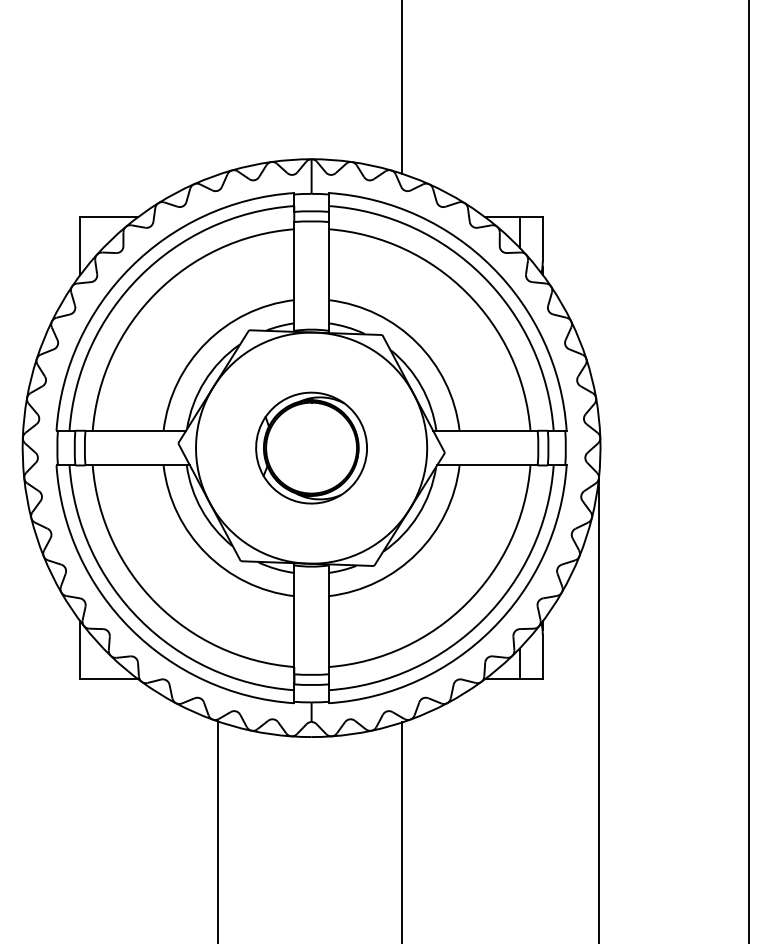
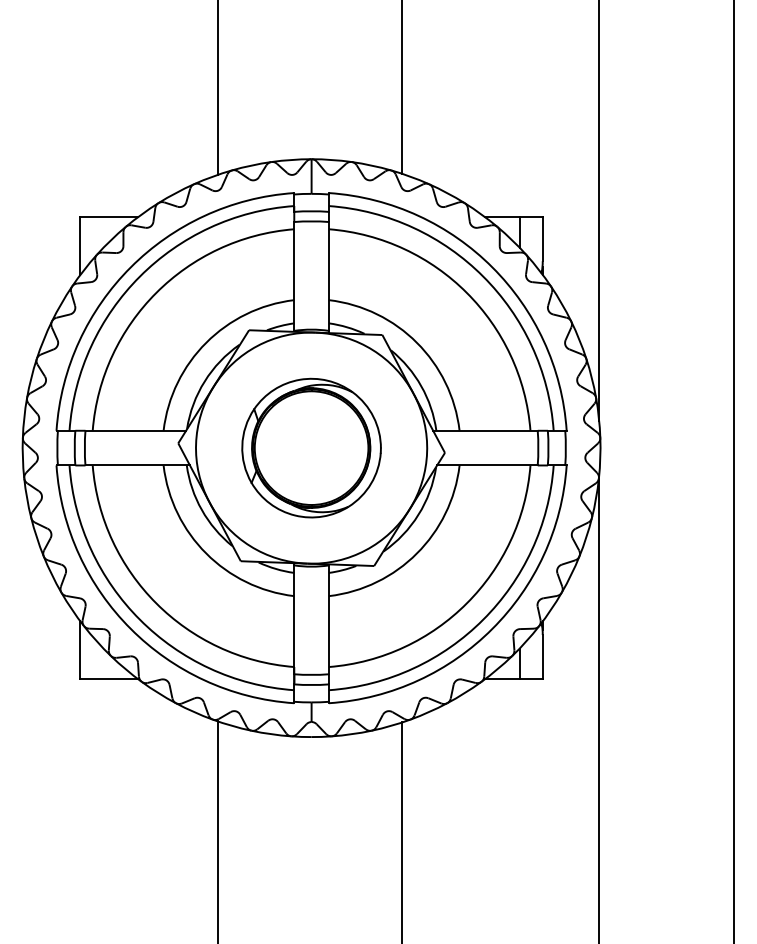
line: none -> present (217, 88)
line: none -> present (599, 211)
part size: 113x114 px -> 141x142 px (311, 447)
line position: (749, 471) -> (734, 471) (734, 471)
